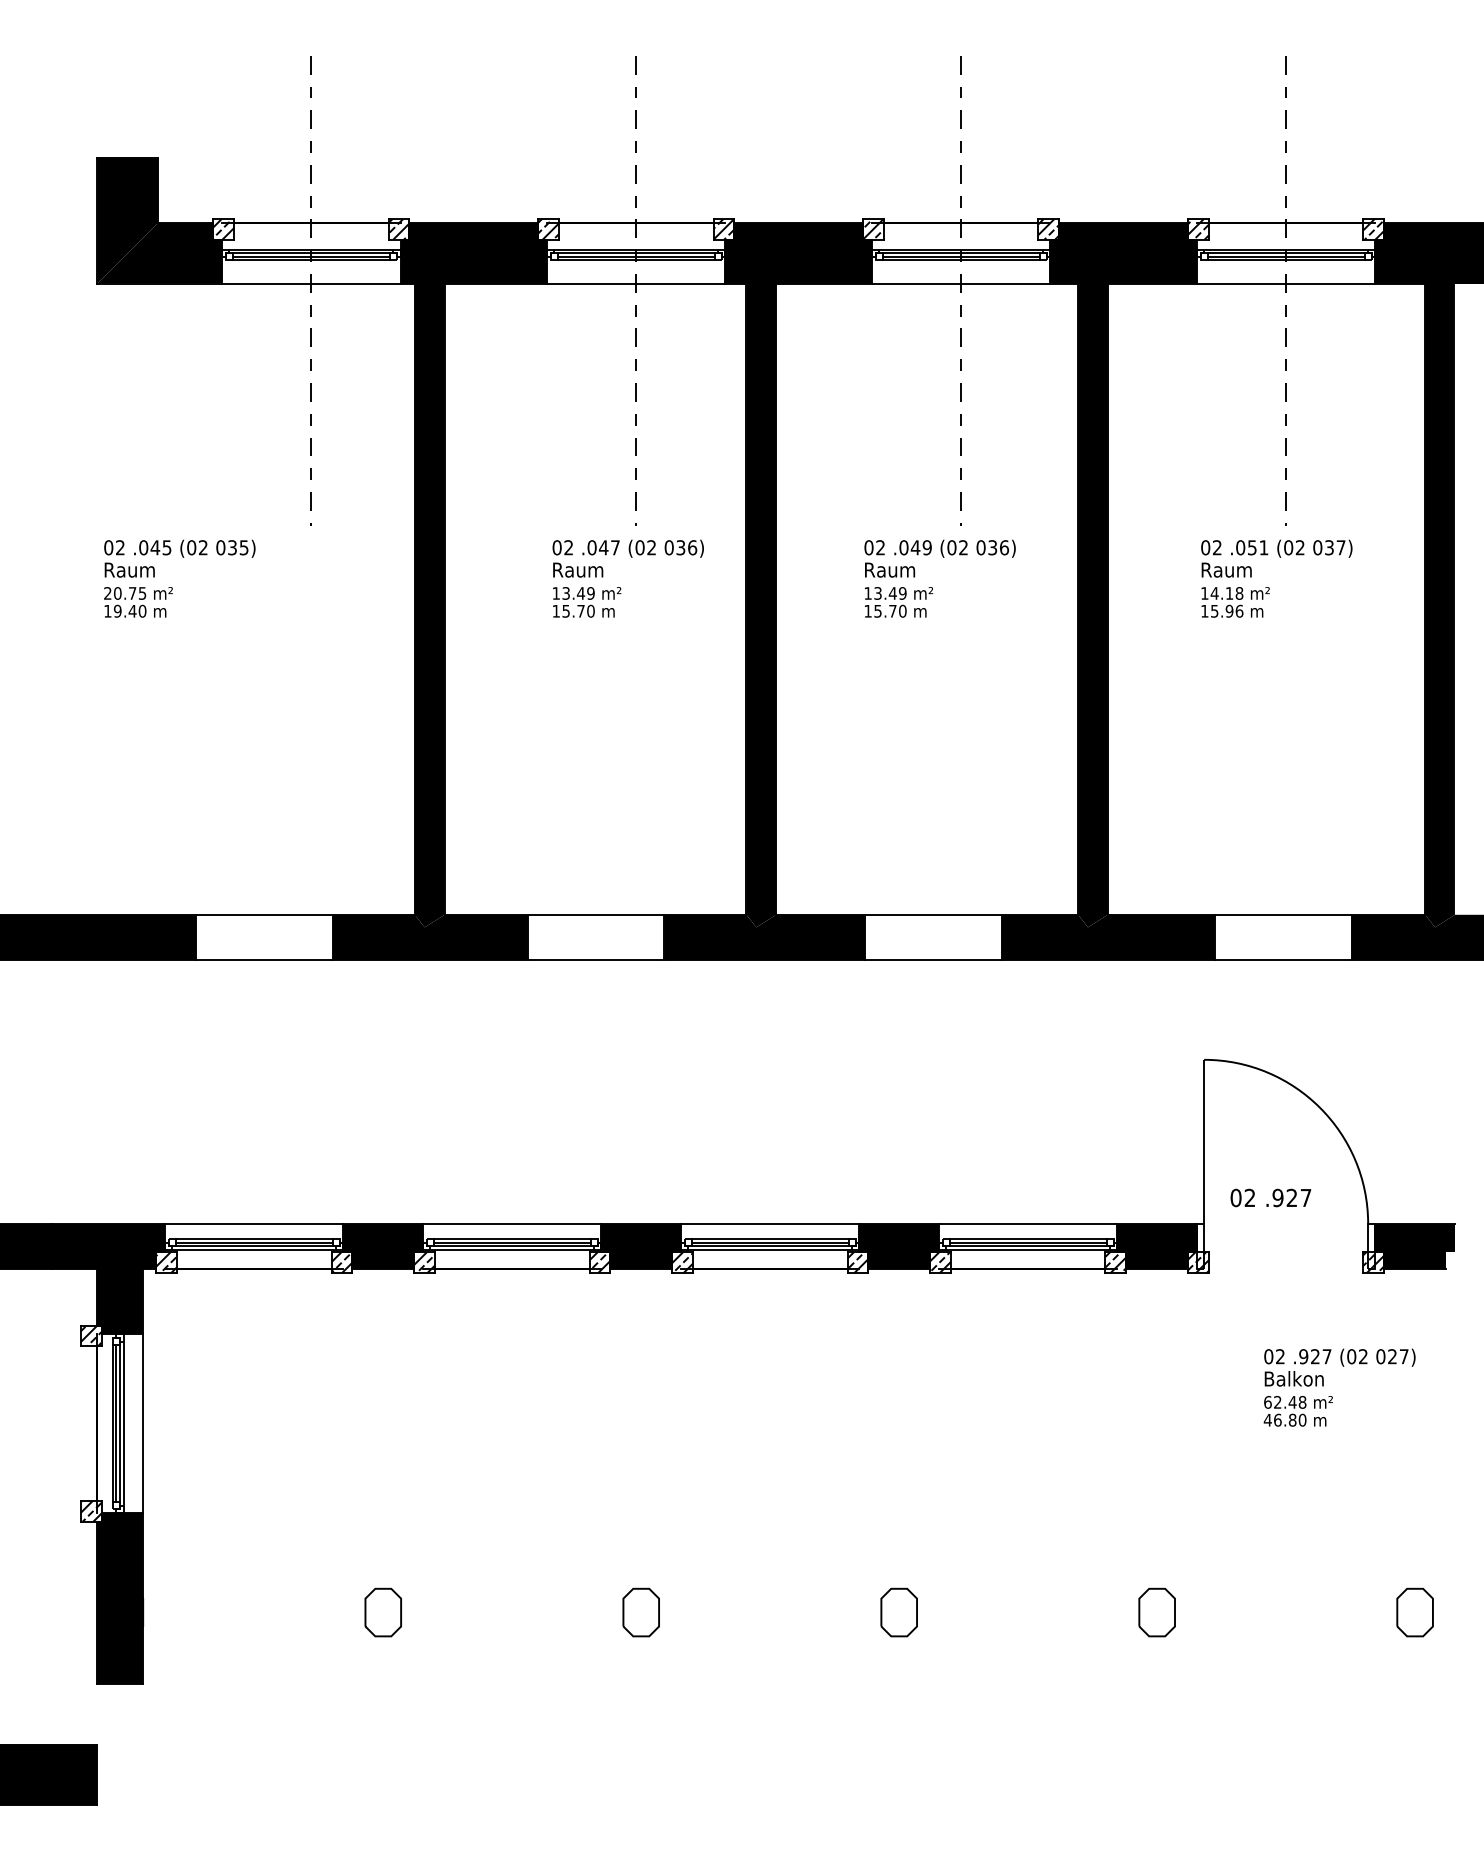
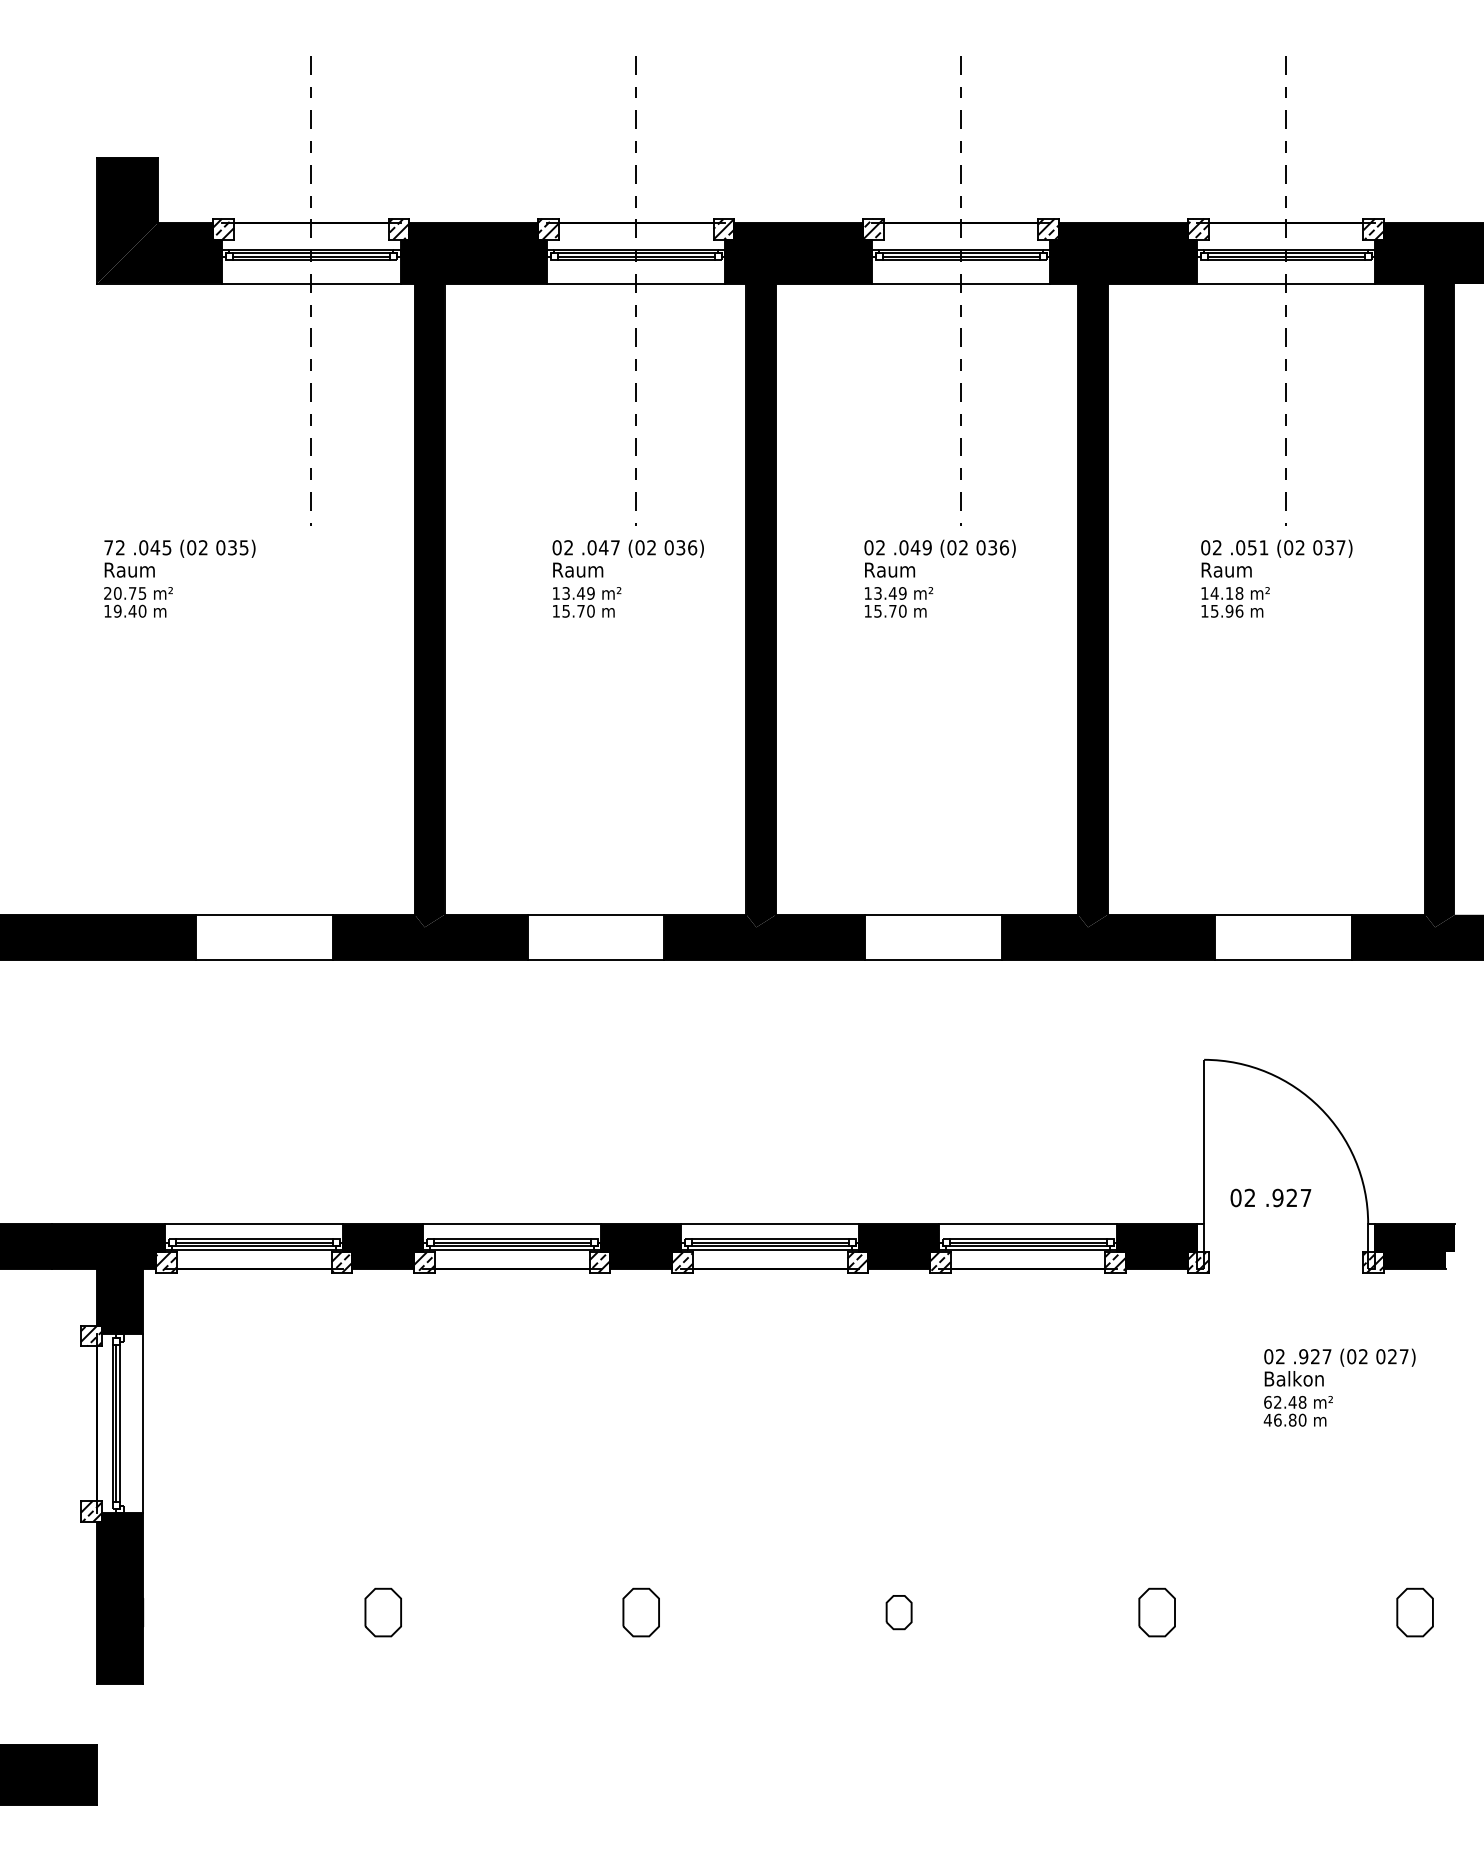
text: 02 -> 72 (108, 547)
line: present -> none (123, 1423)
part size: 38x51 px -> 28x36 px (898, 1612)
